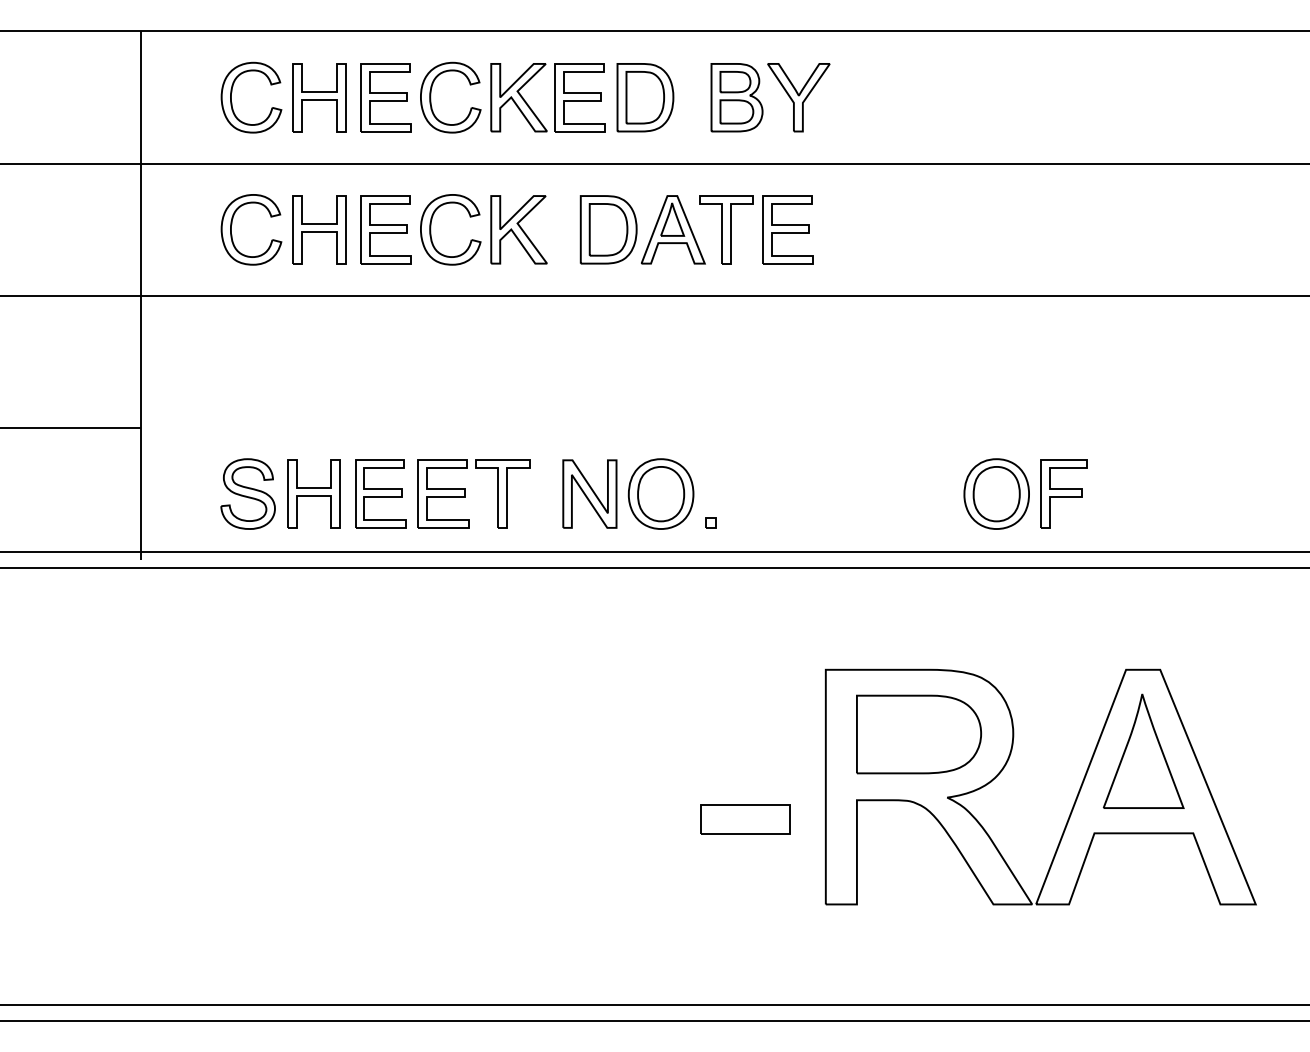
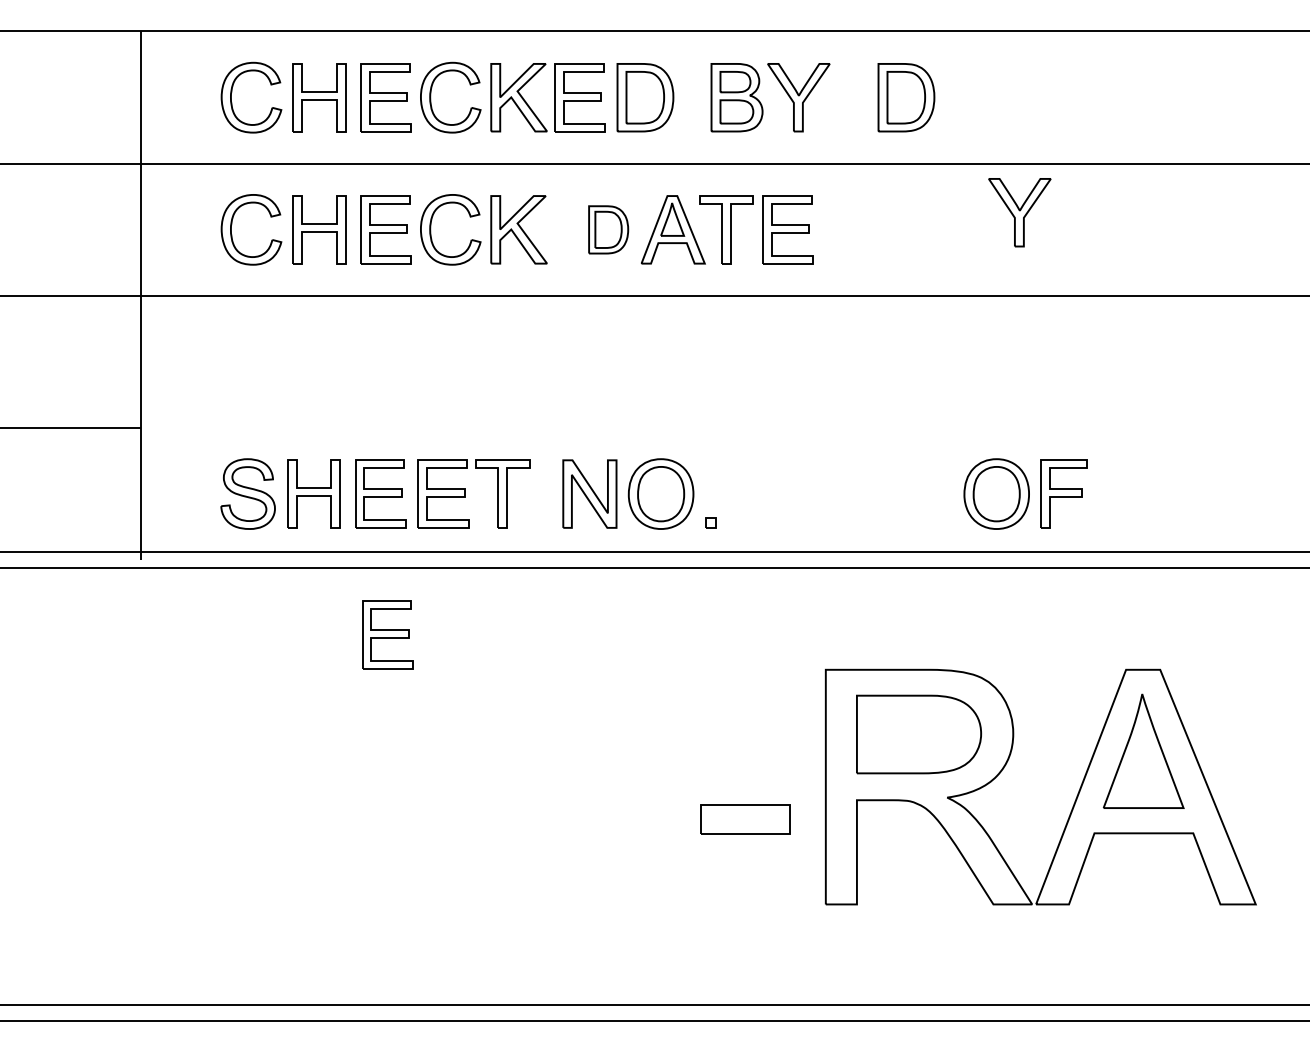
part: none -> present (906, 97)
part: none -> present (1019, 212)
part size: 59x70 px -> 42x50 px (608, 229)
part: none -> present (387, 634)
